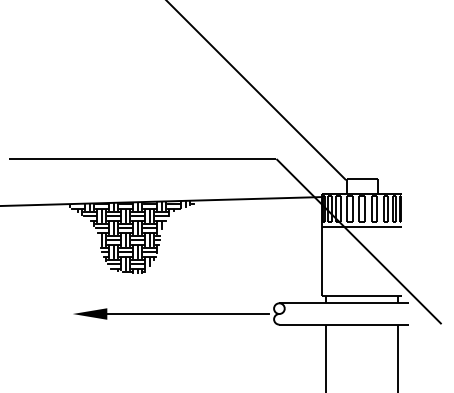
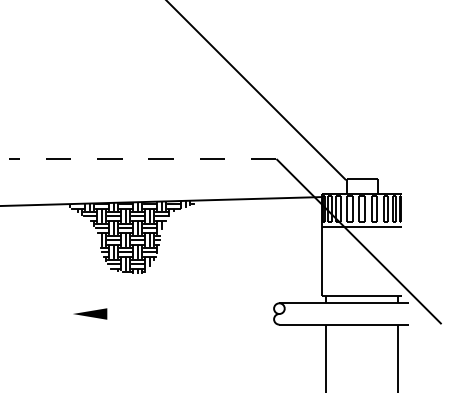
line: solid -> dashed (142, 159)
line: present -> none (188, 314)
